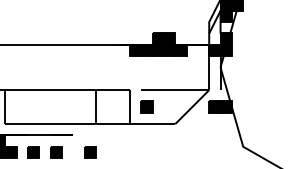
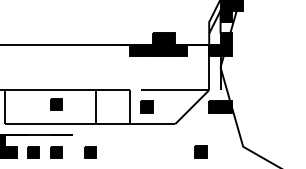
part: none -> present (56, 104)
part: none -> present (200, 151)
